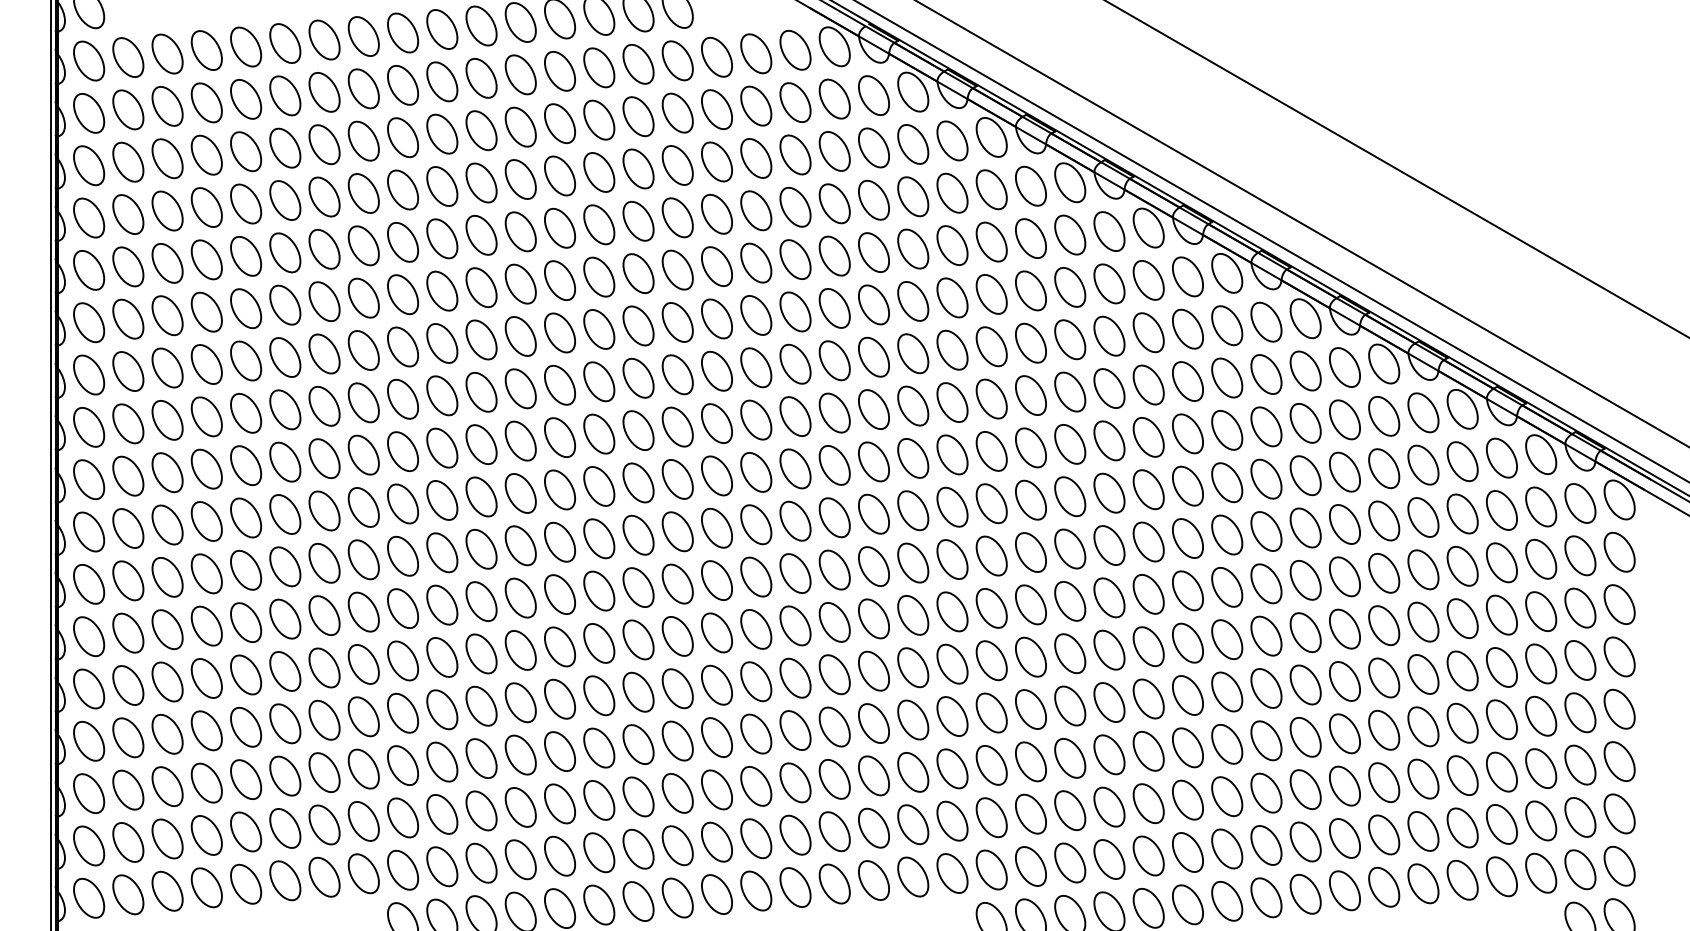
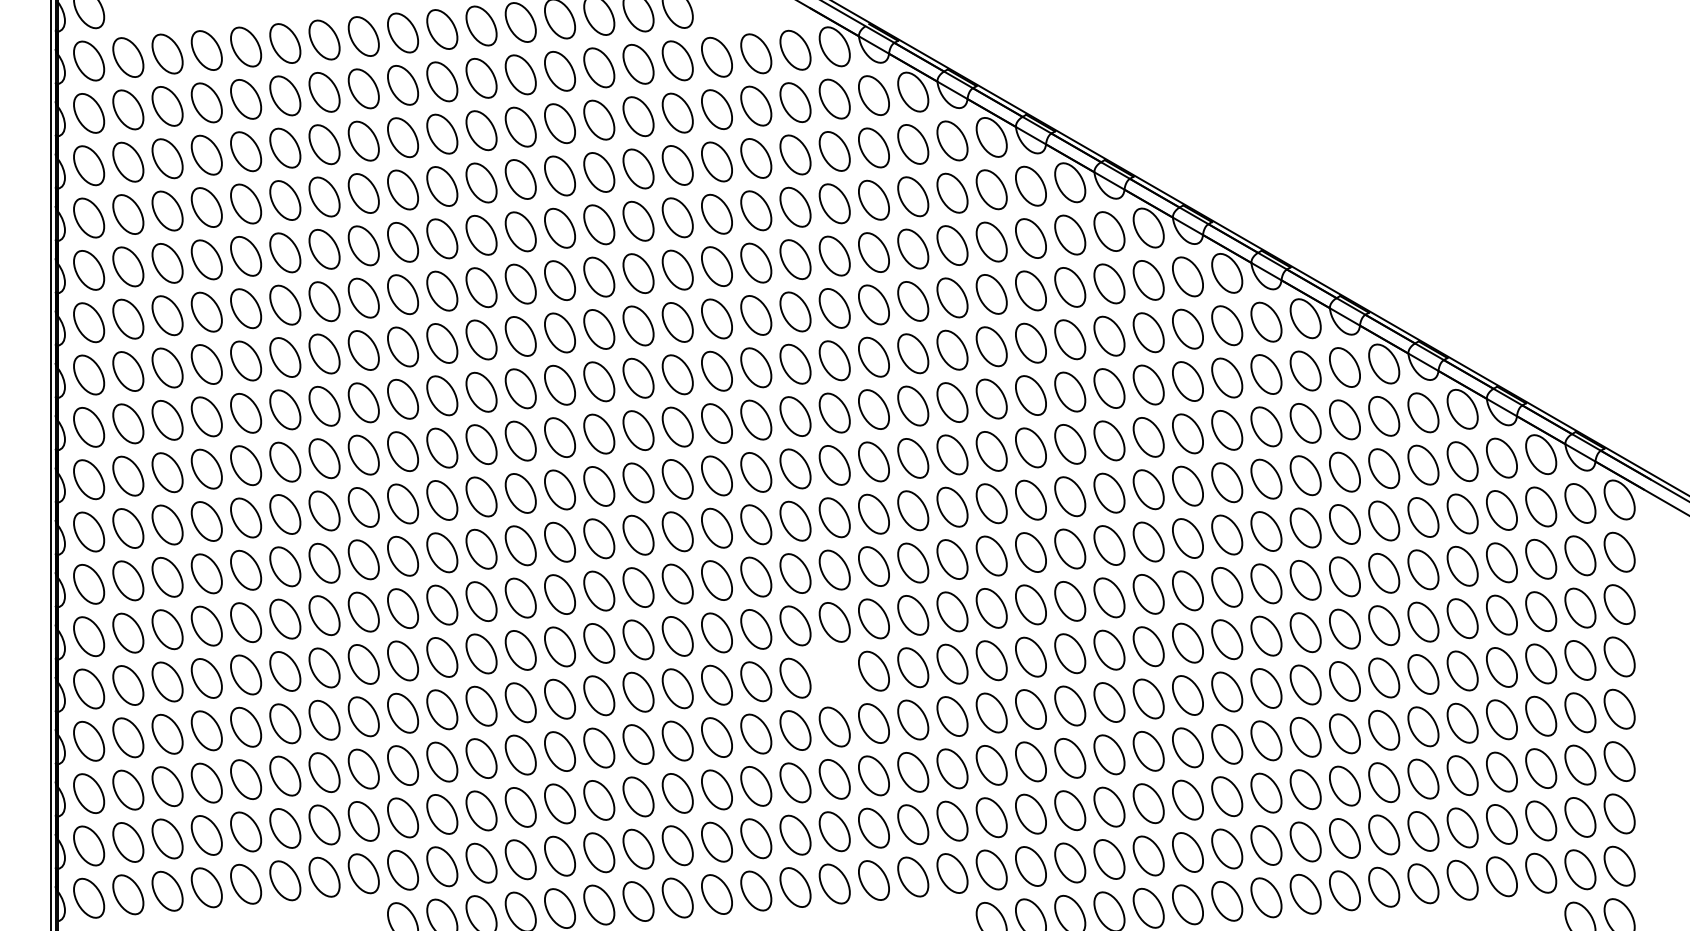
line: present -> none (1396, 169)
line: present -> none (1302, 223)
line: present -> none (1271, 241)
part: present -> none (834, 674)
